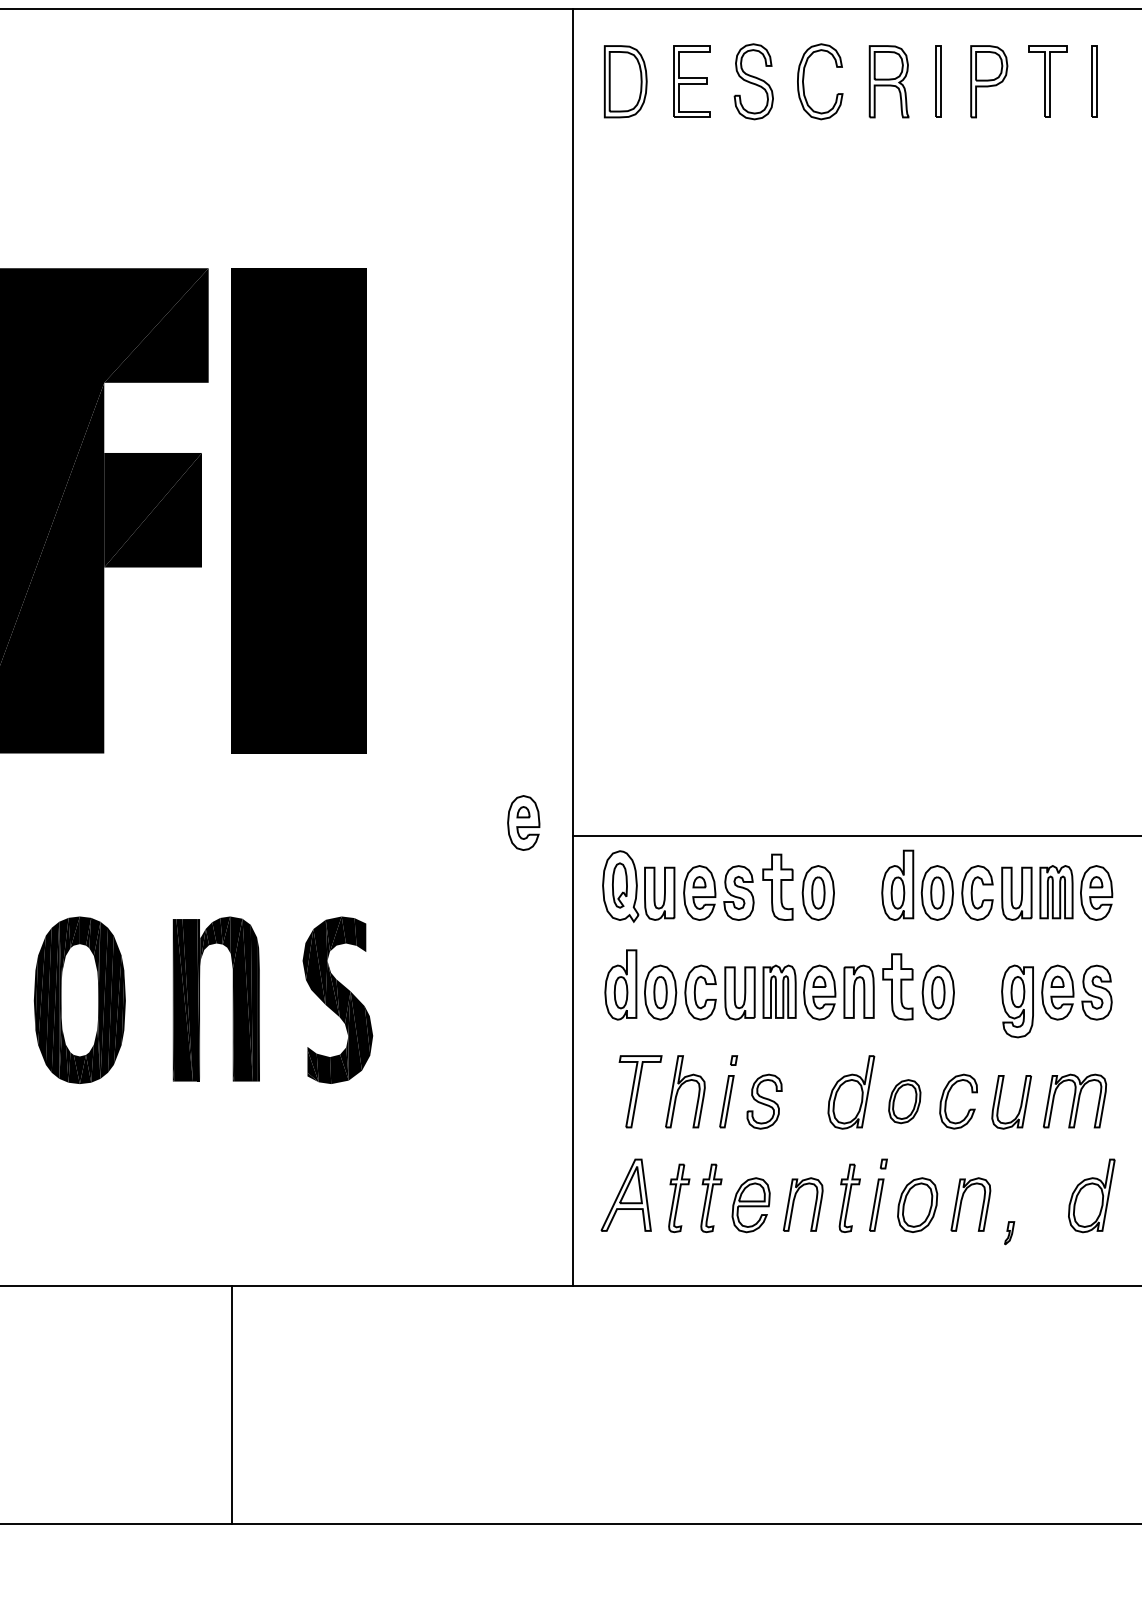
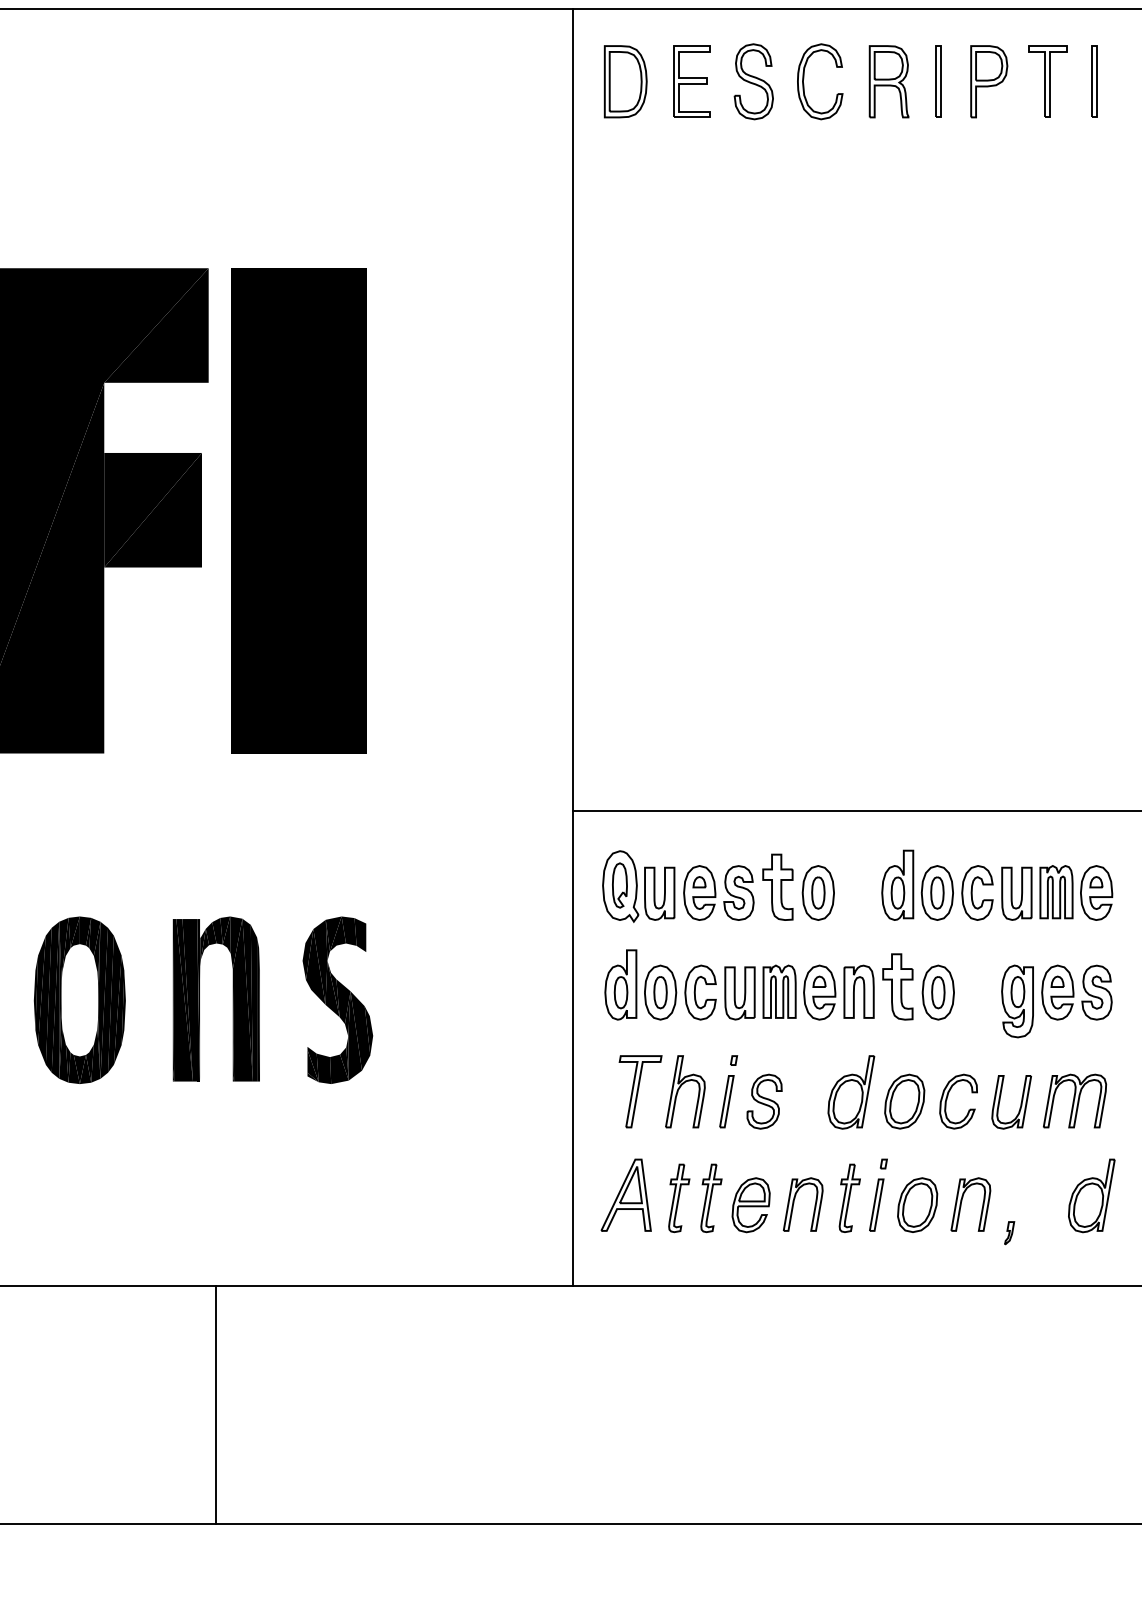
part: present -> none (523, 822)
line position: (855, 835) -> (855, 810) (855, 810)
part size: 34x46 px -> 42x57 px (904, 1101)
line position: (232, 1404) -> (216, 1404) (216, 1404)
